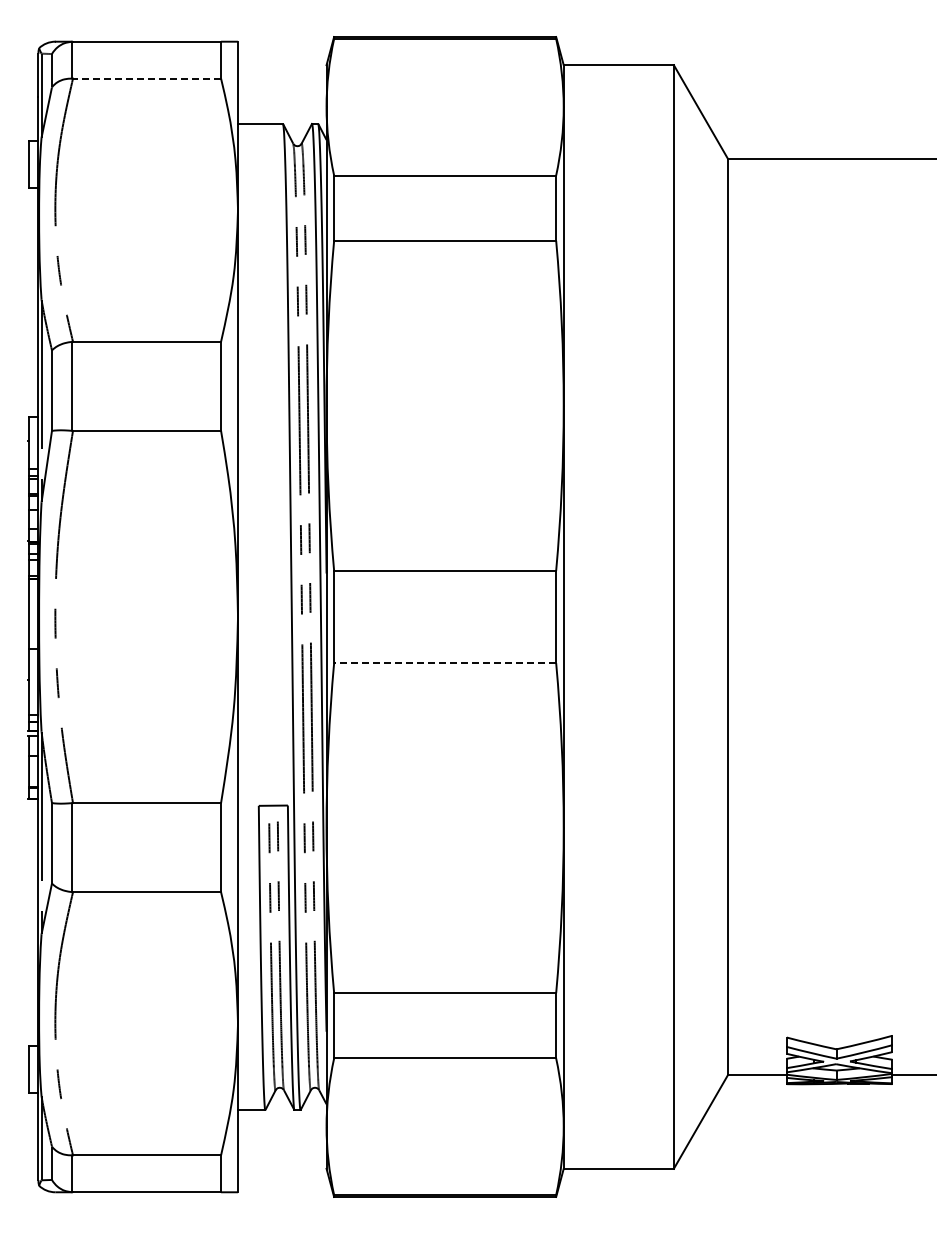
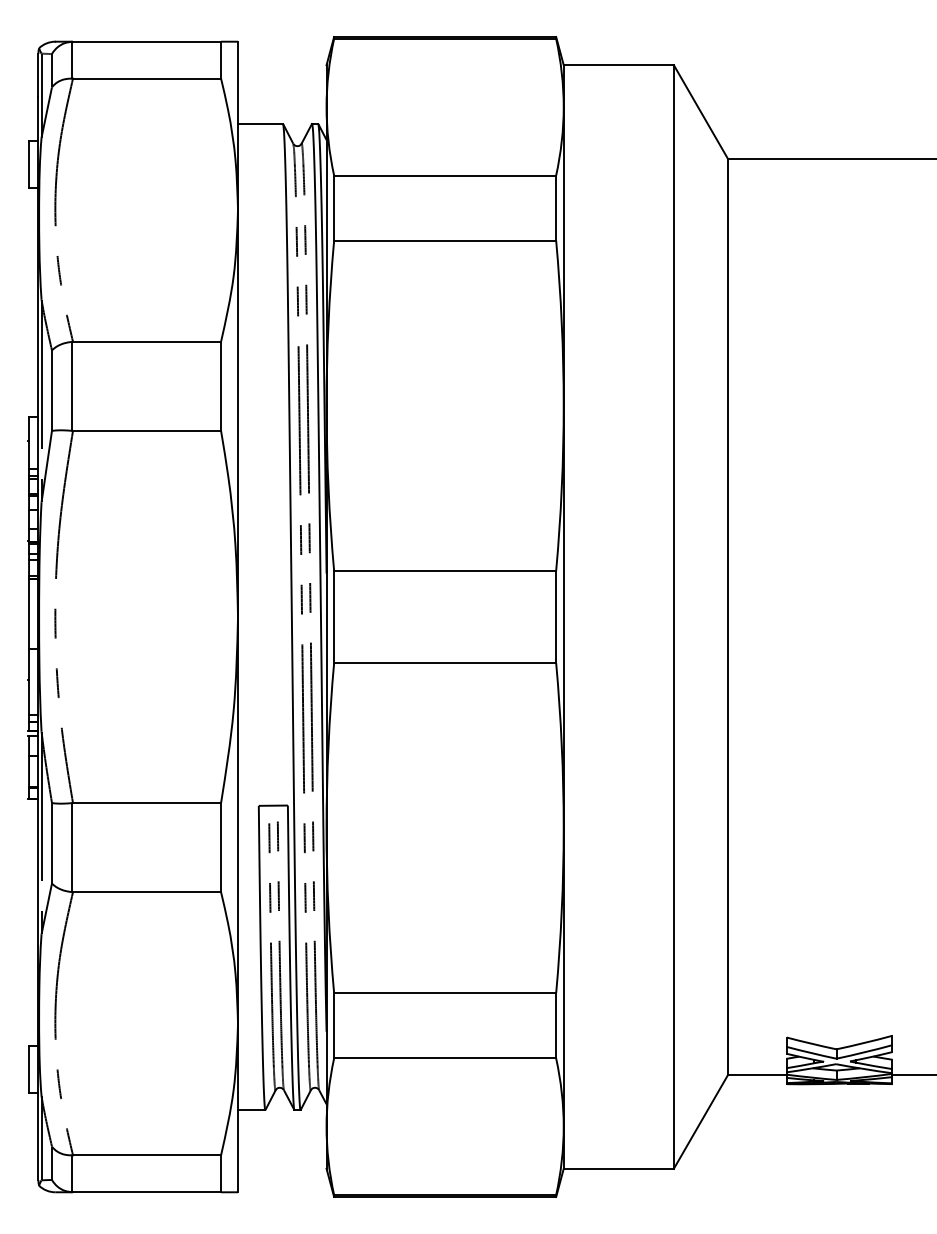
line: dashed -> solid (146, 78)
line: dashed -> solid (444, 663)
